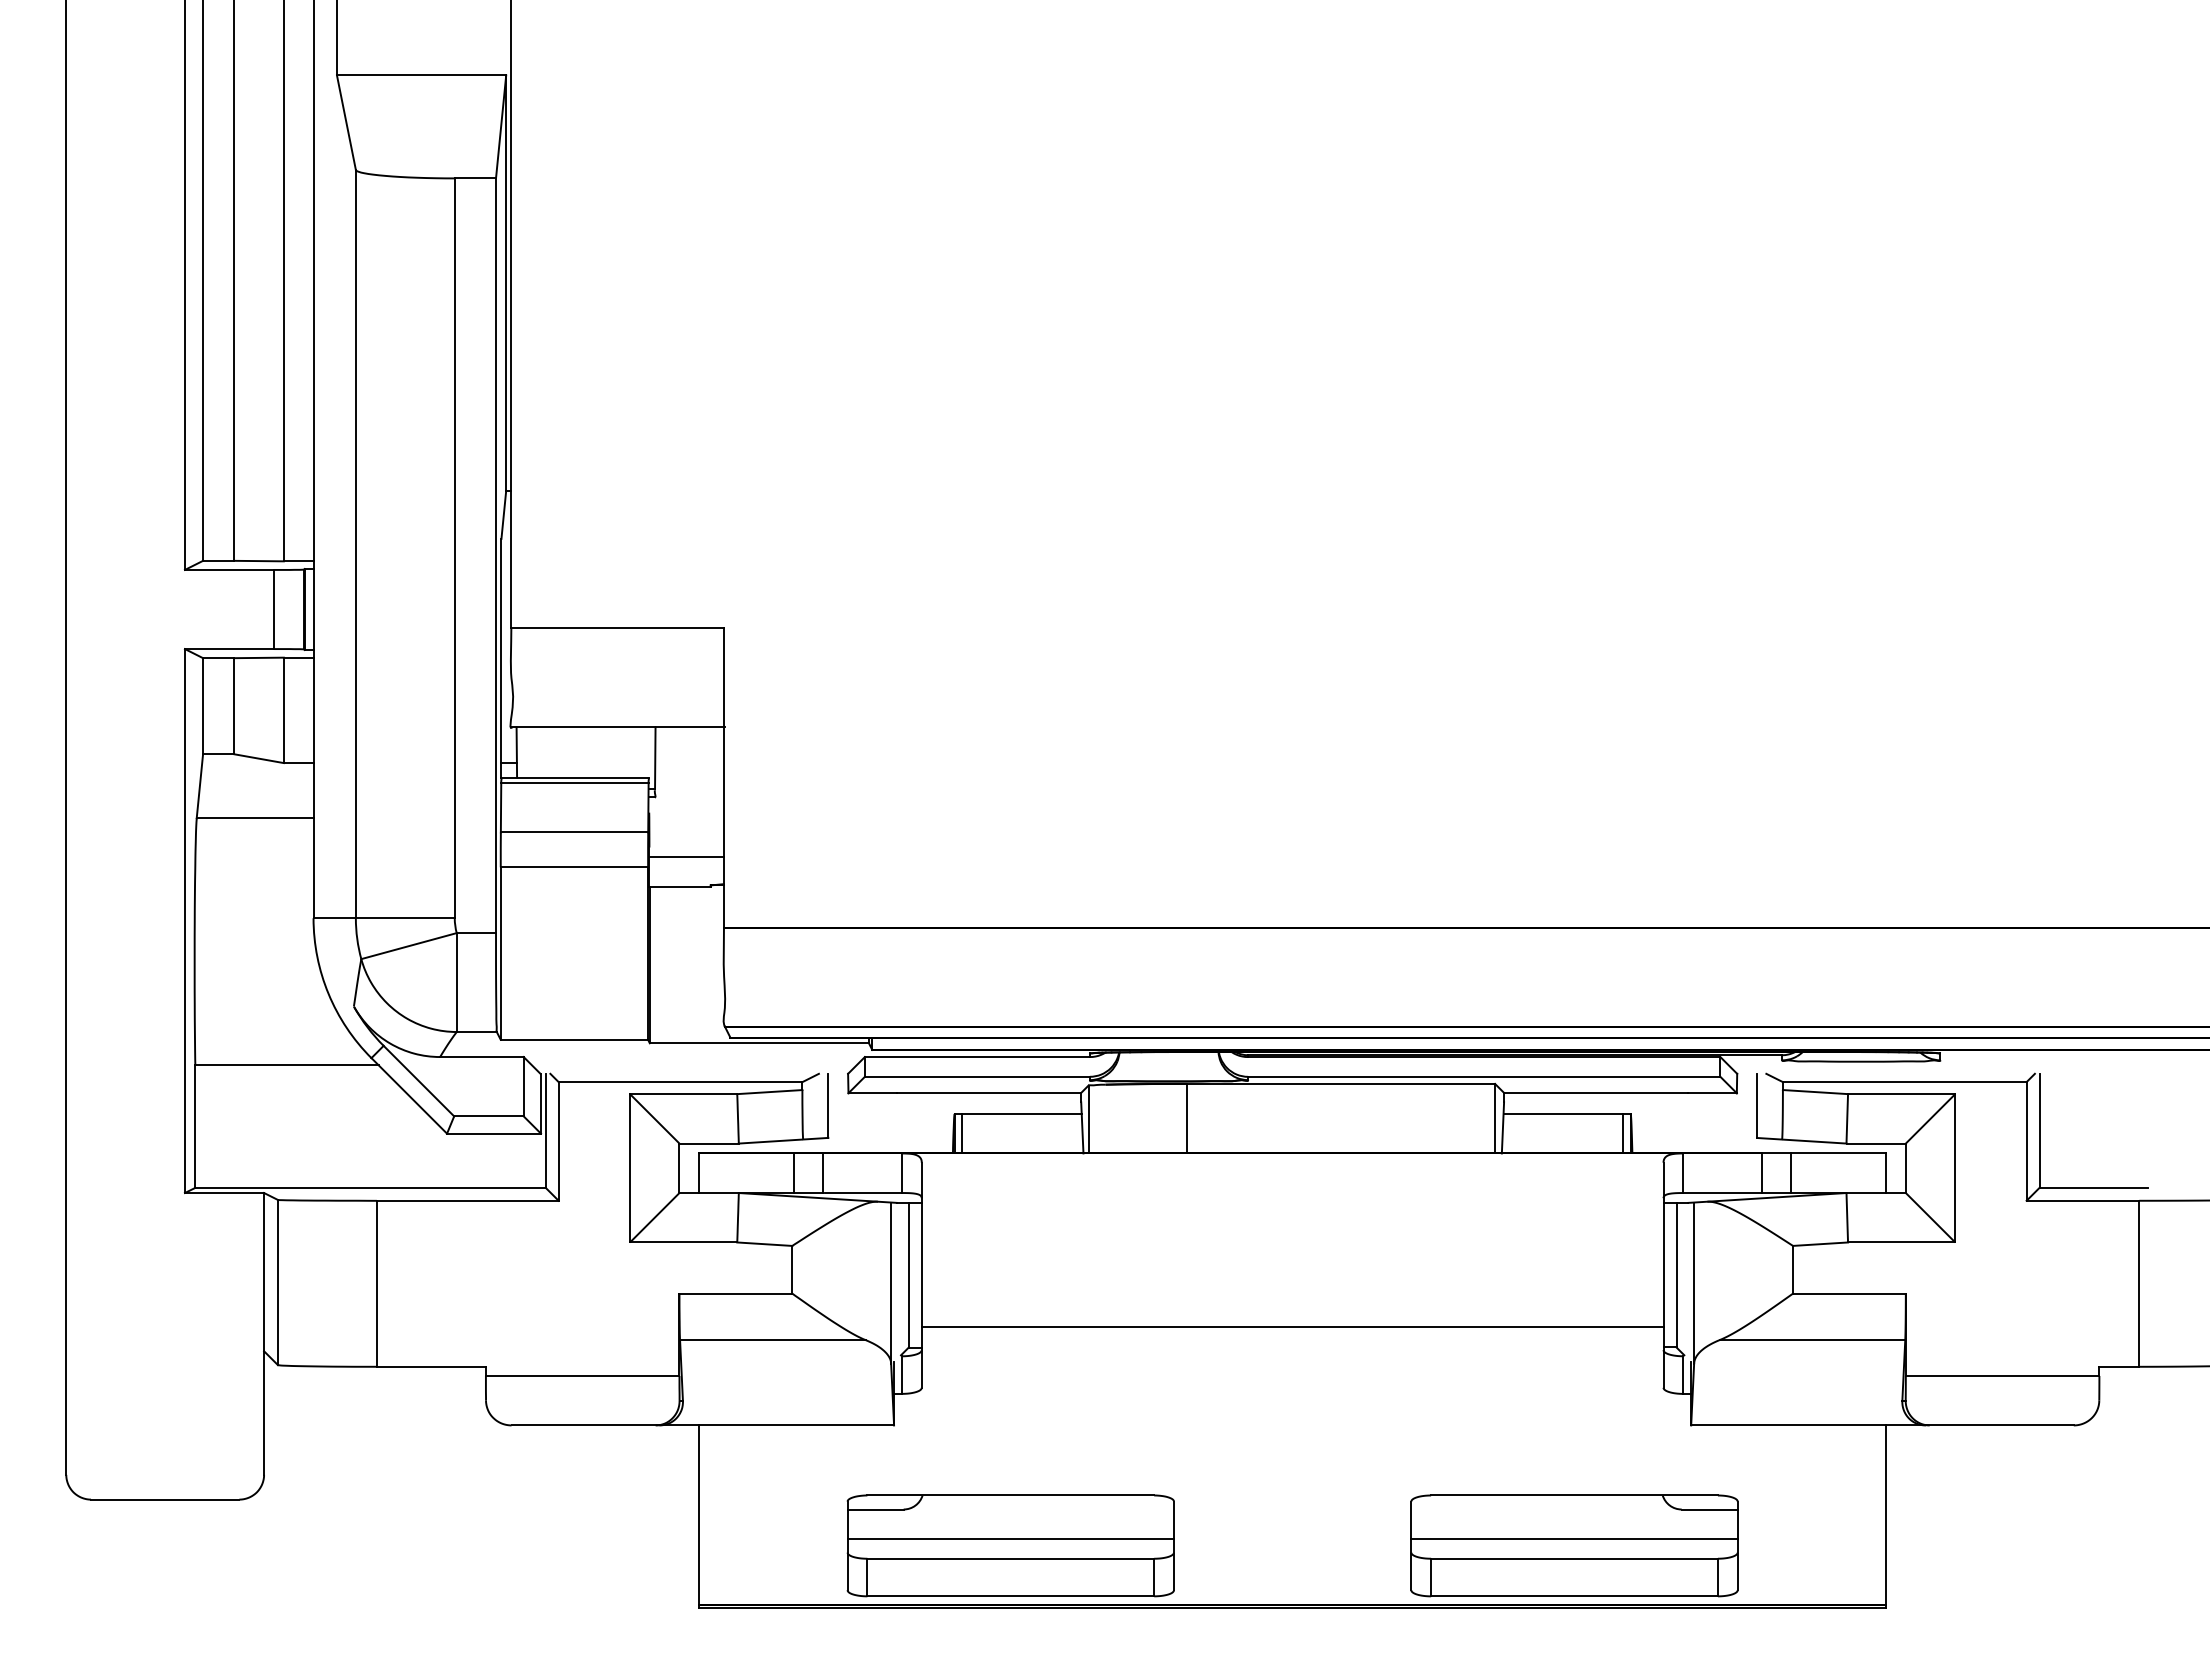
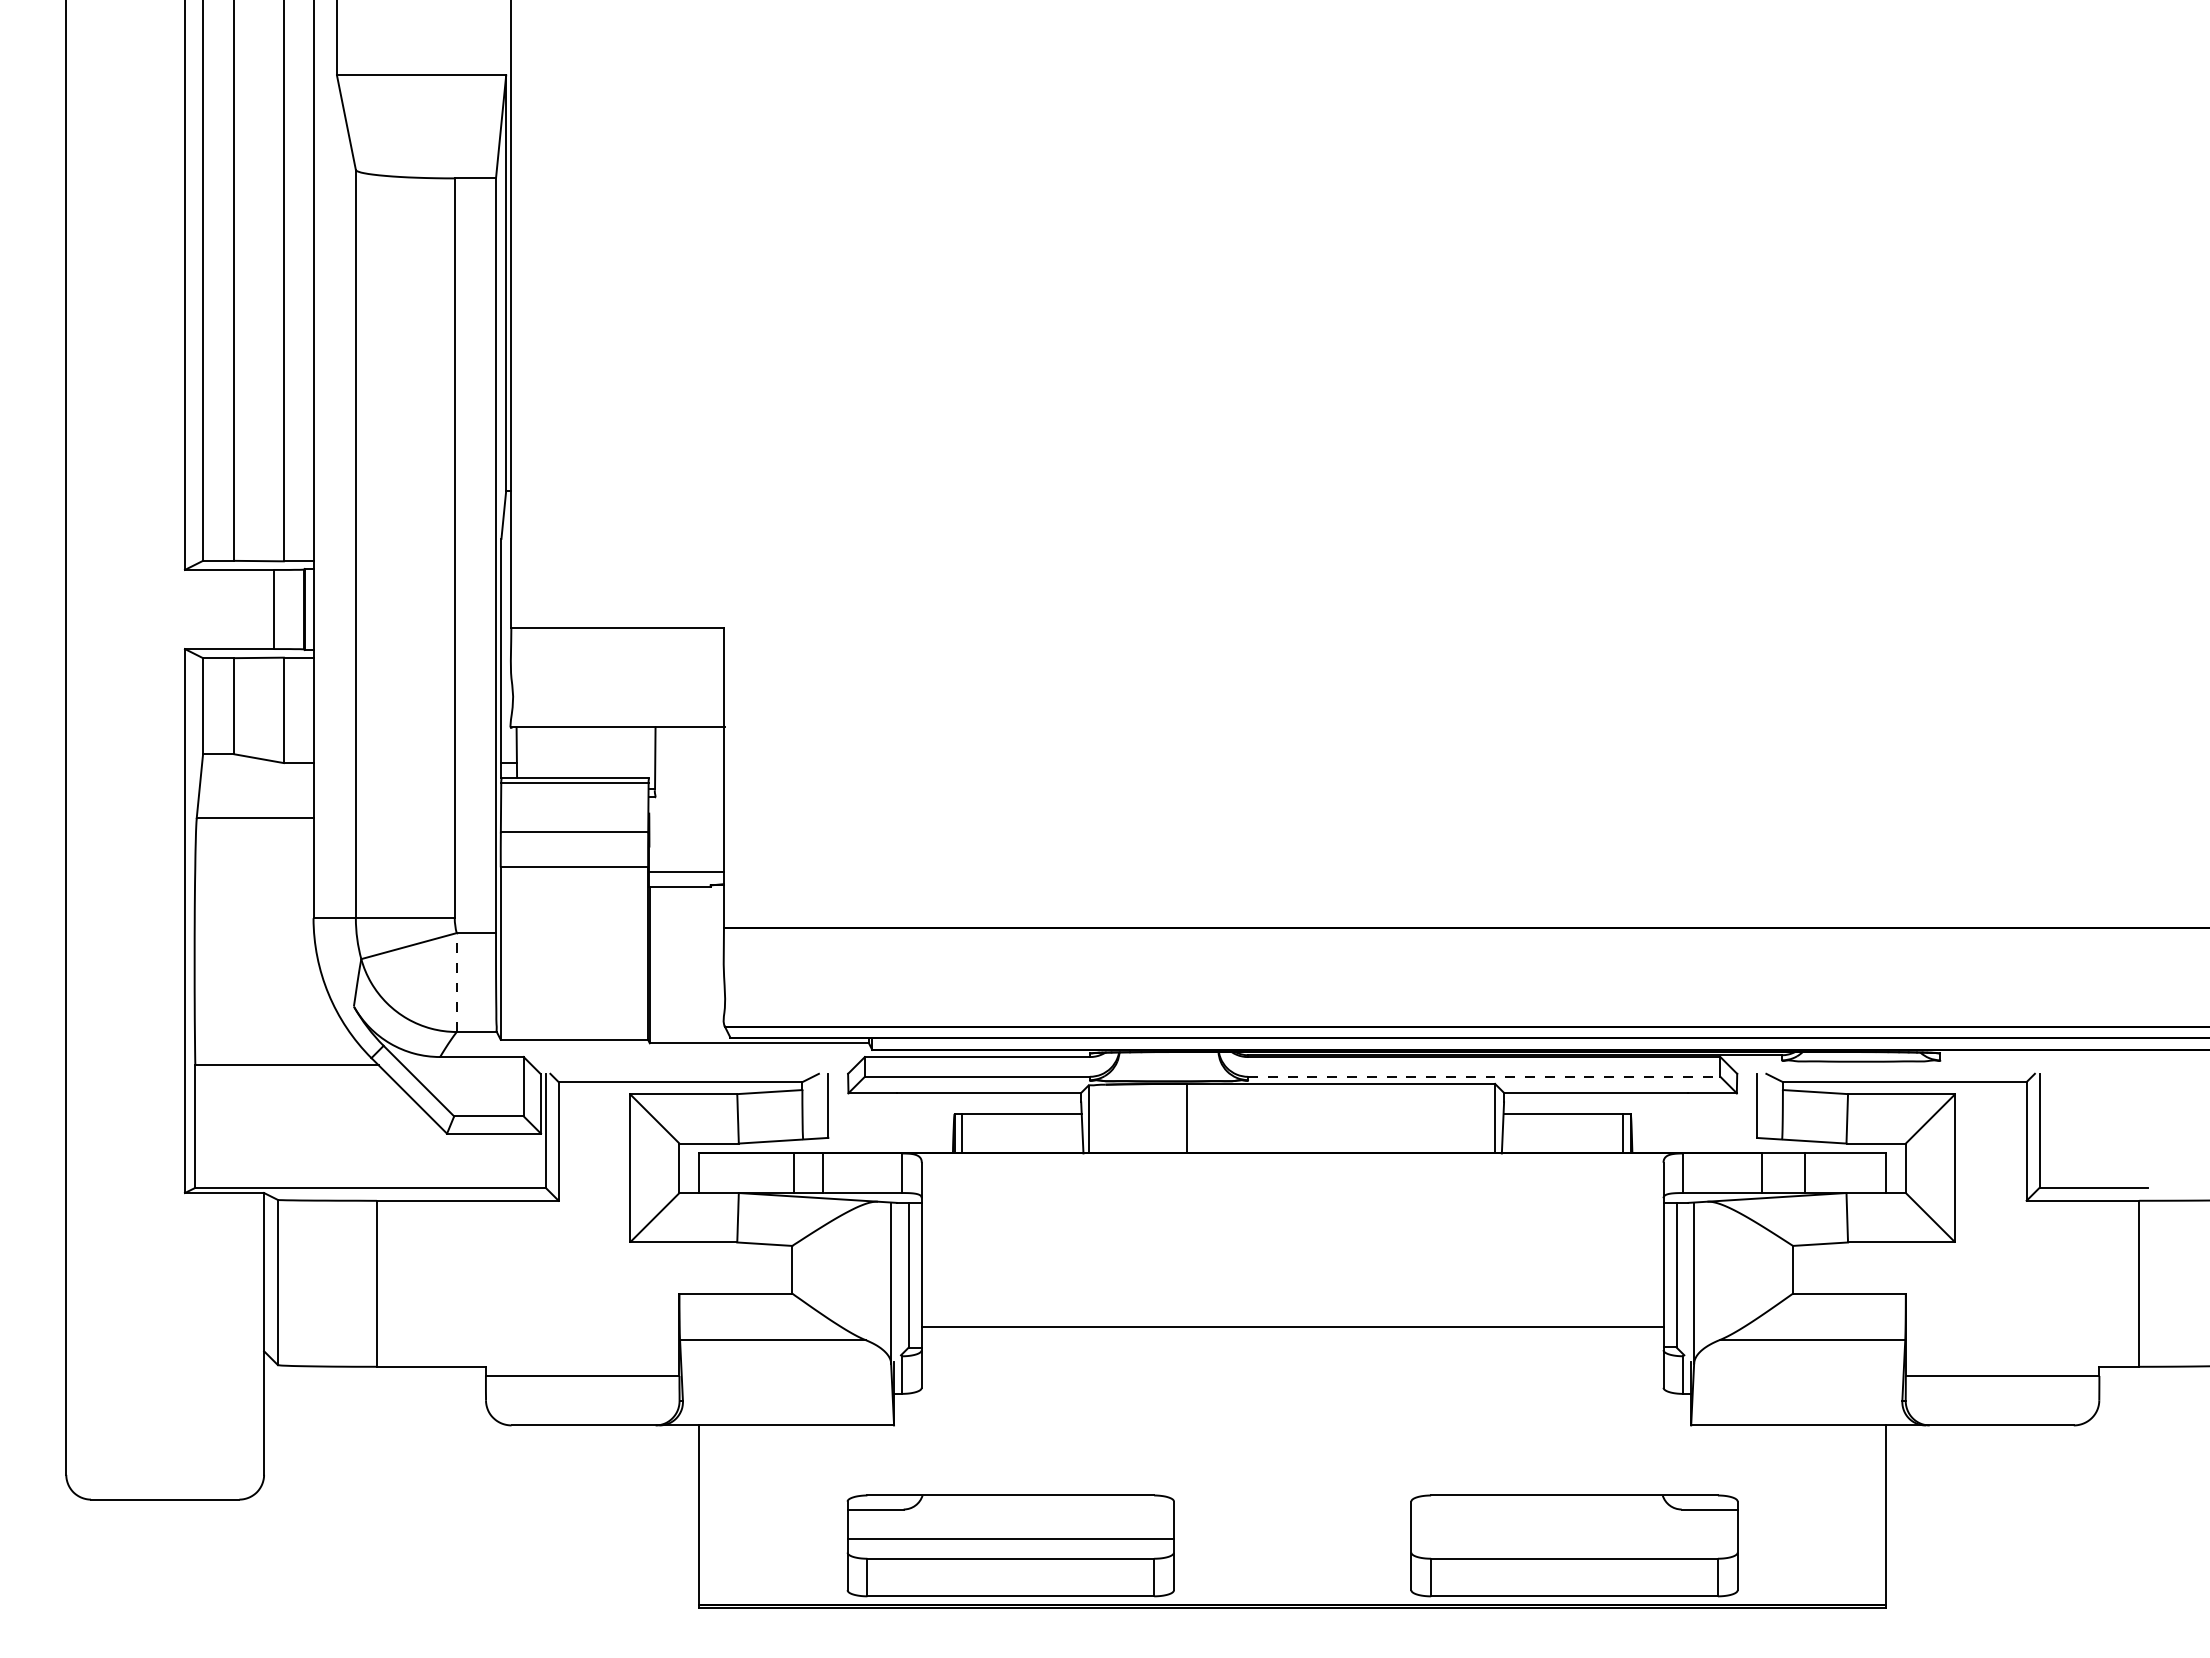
line position: (686, 856) -> (686, 871) (686, 871)
line: solid -> dashed (456, 982)
line: solid -> dashed (1484, 1076)
line position: (1791, 1173) -> (1805, 1173) (1805, 1173)
line: present -> none (1574, 1539)
